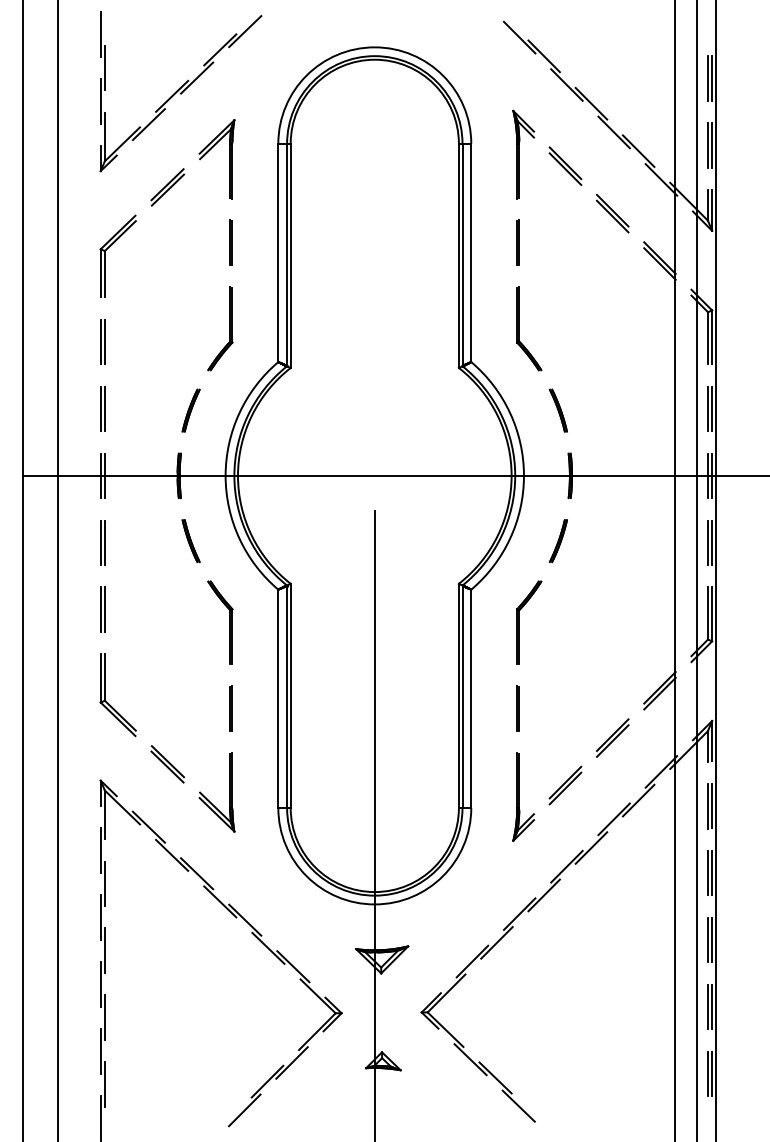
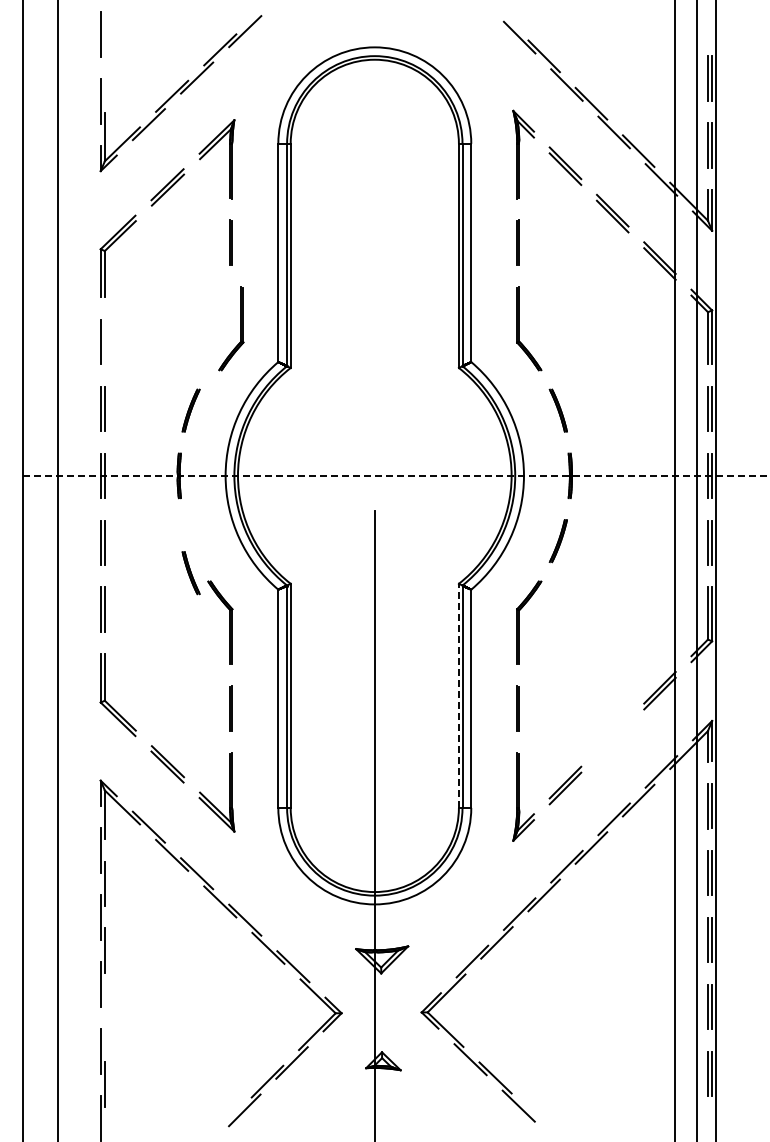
line: present -> none (104, 67)
part position: (229, 328) -> (240, 328) (240, 328)
line: present -> none (104, 341)
line: solid -> dashed (397, 475)
part position: (190, 541) -> (190, 573) (190, 573)
line: solid -> dashed (458, 695)
part: present -> none (612, 737)
line: present -> none (104, 1017)
